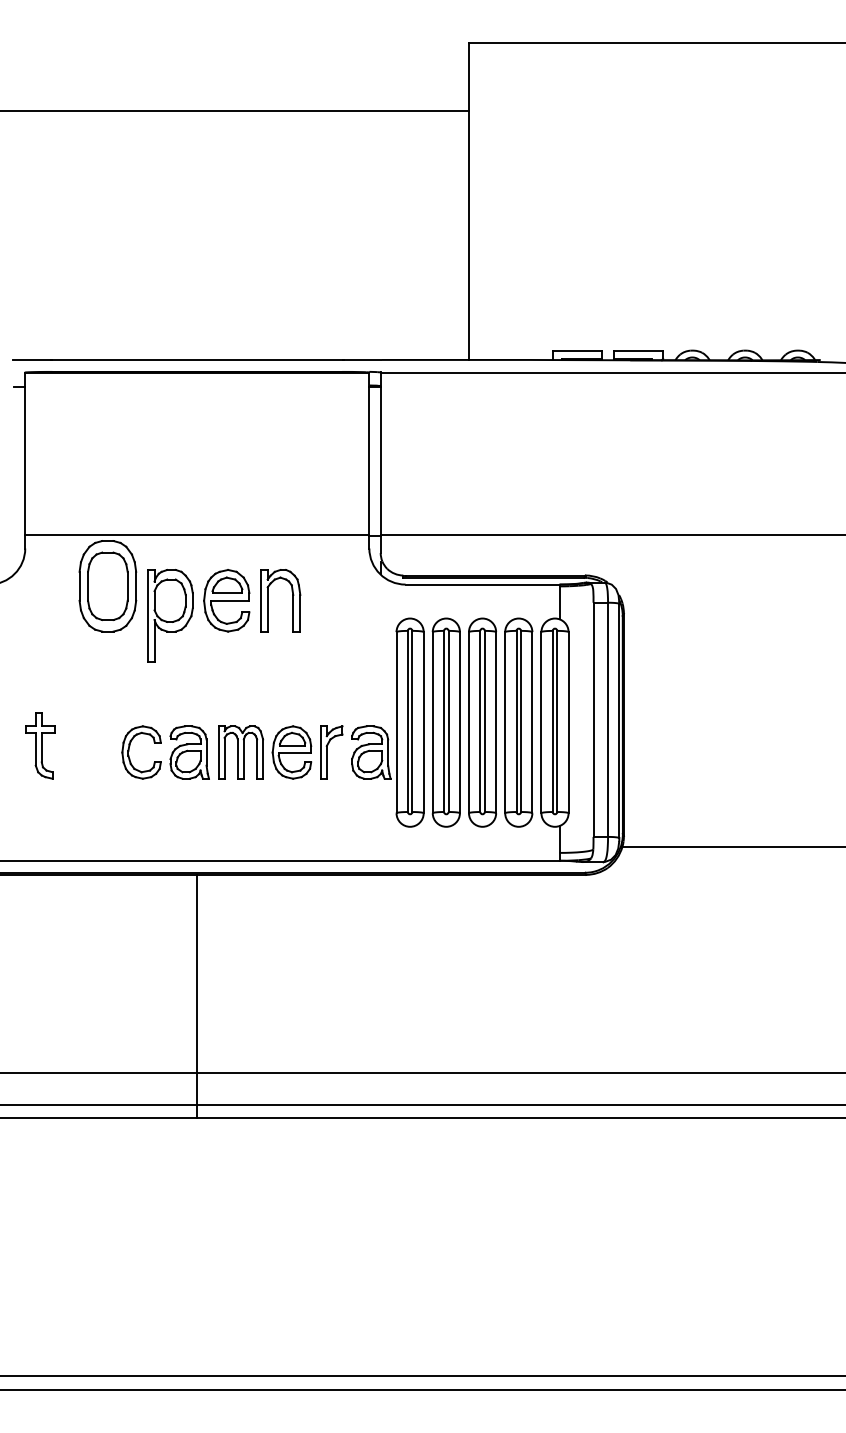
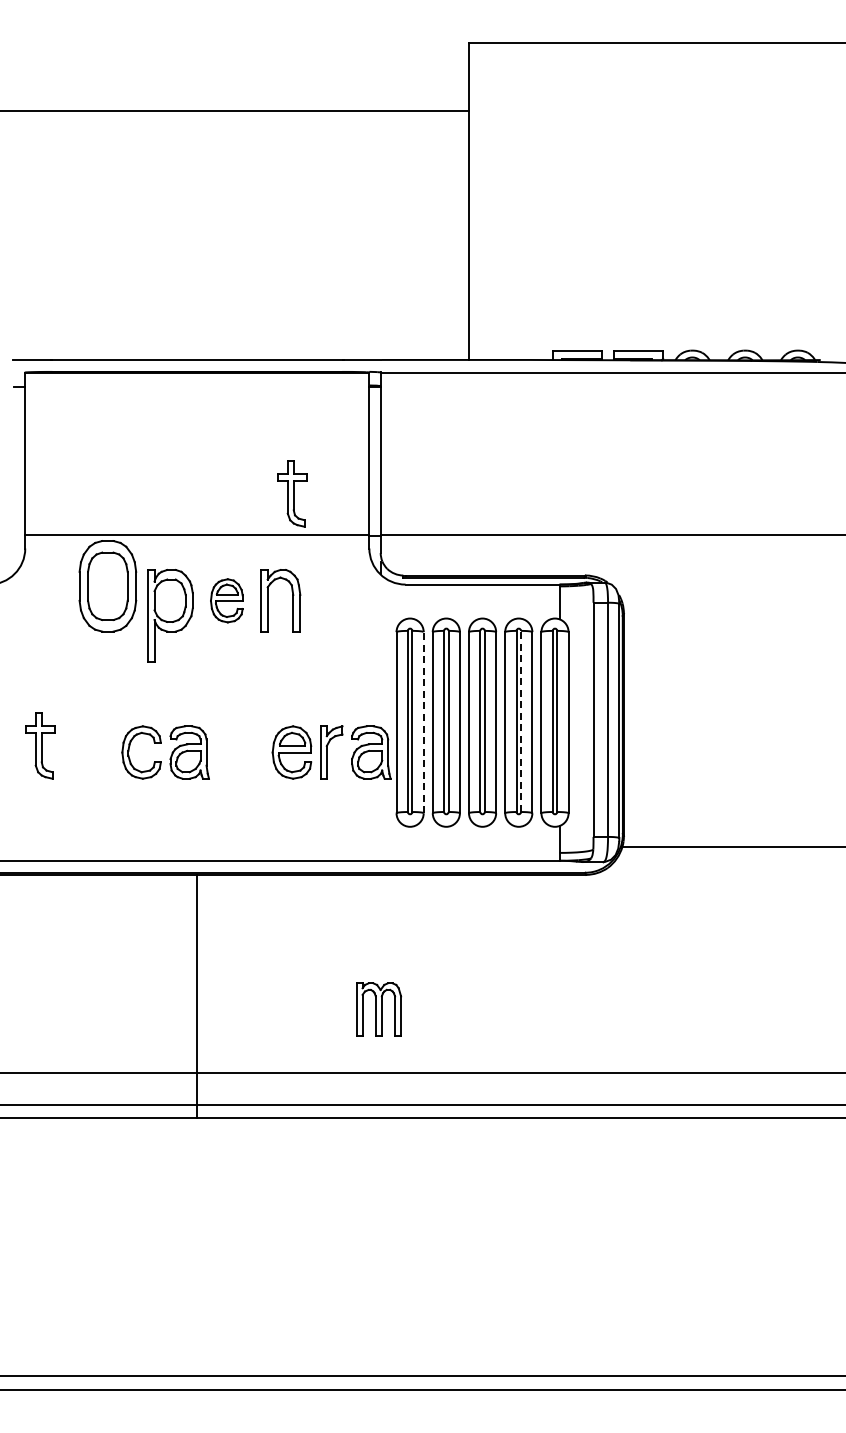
part: none -> present (292, 493)
part size: 48x64 px -> 34x46 px (226, 600)
line: solid -> dashed (521, 721)
line: solid -> dashed (423, 722)
part position: (241, 752) -> (379, 1009) (379, 1009)
